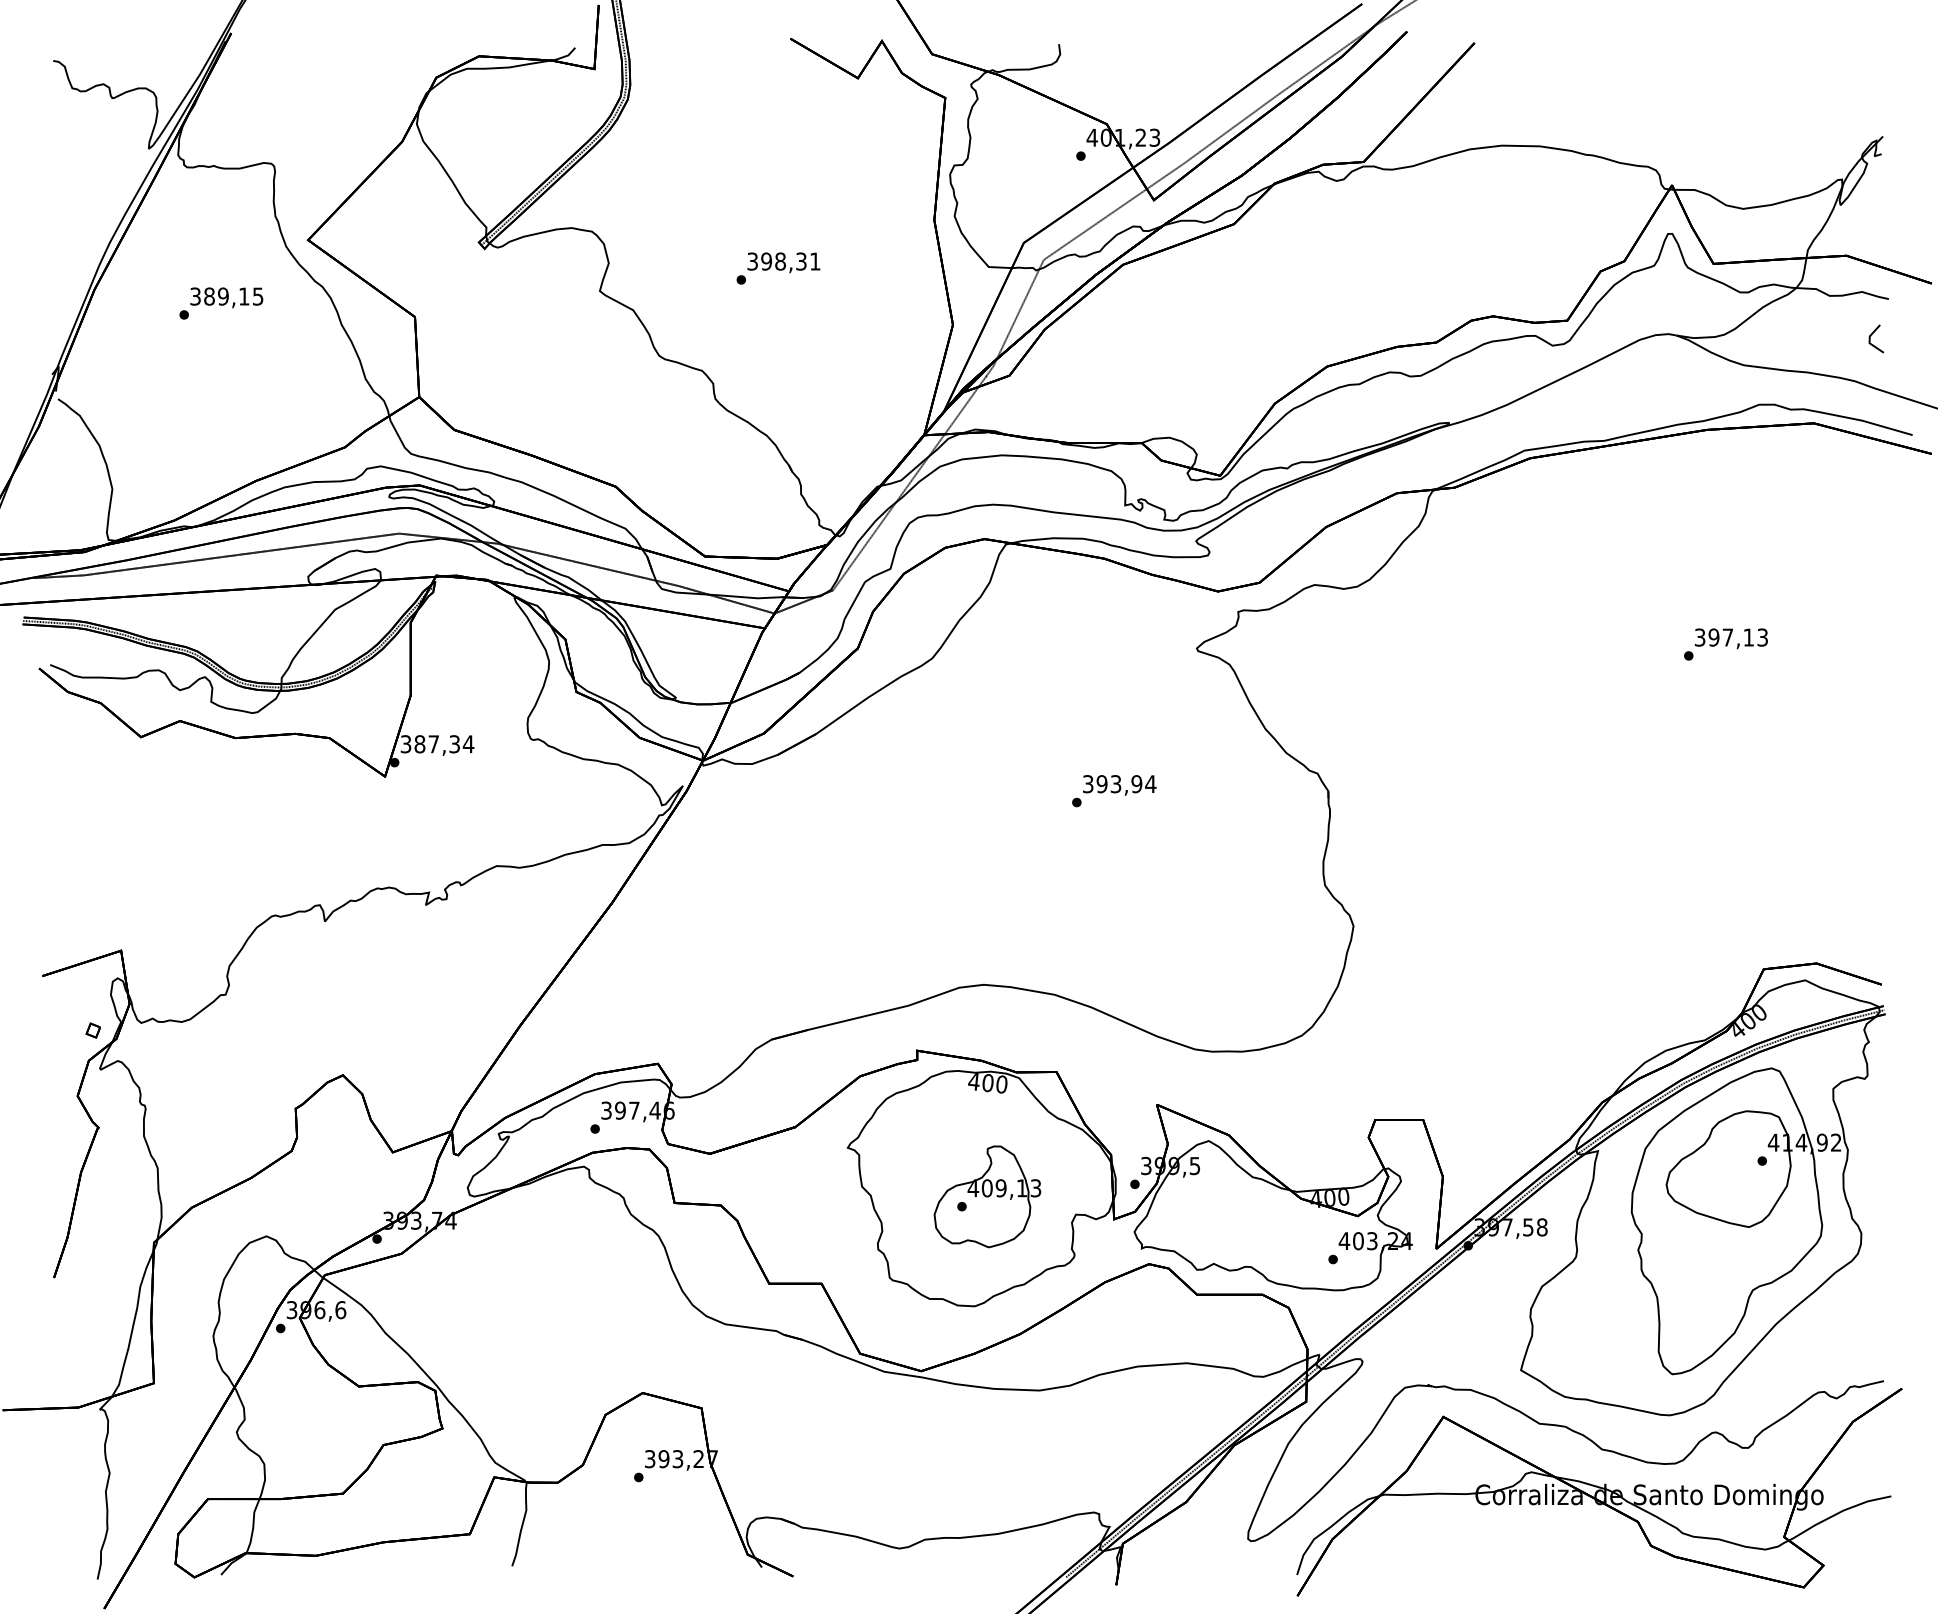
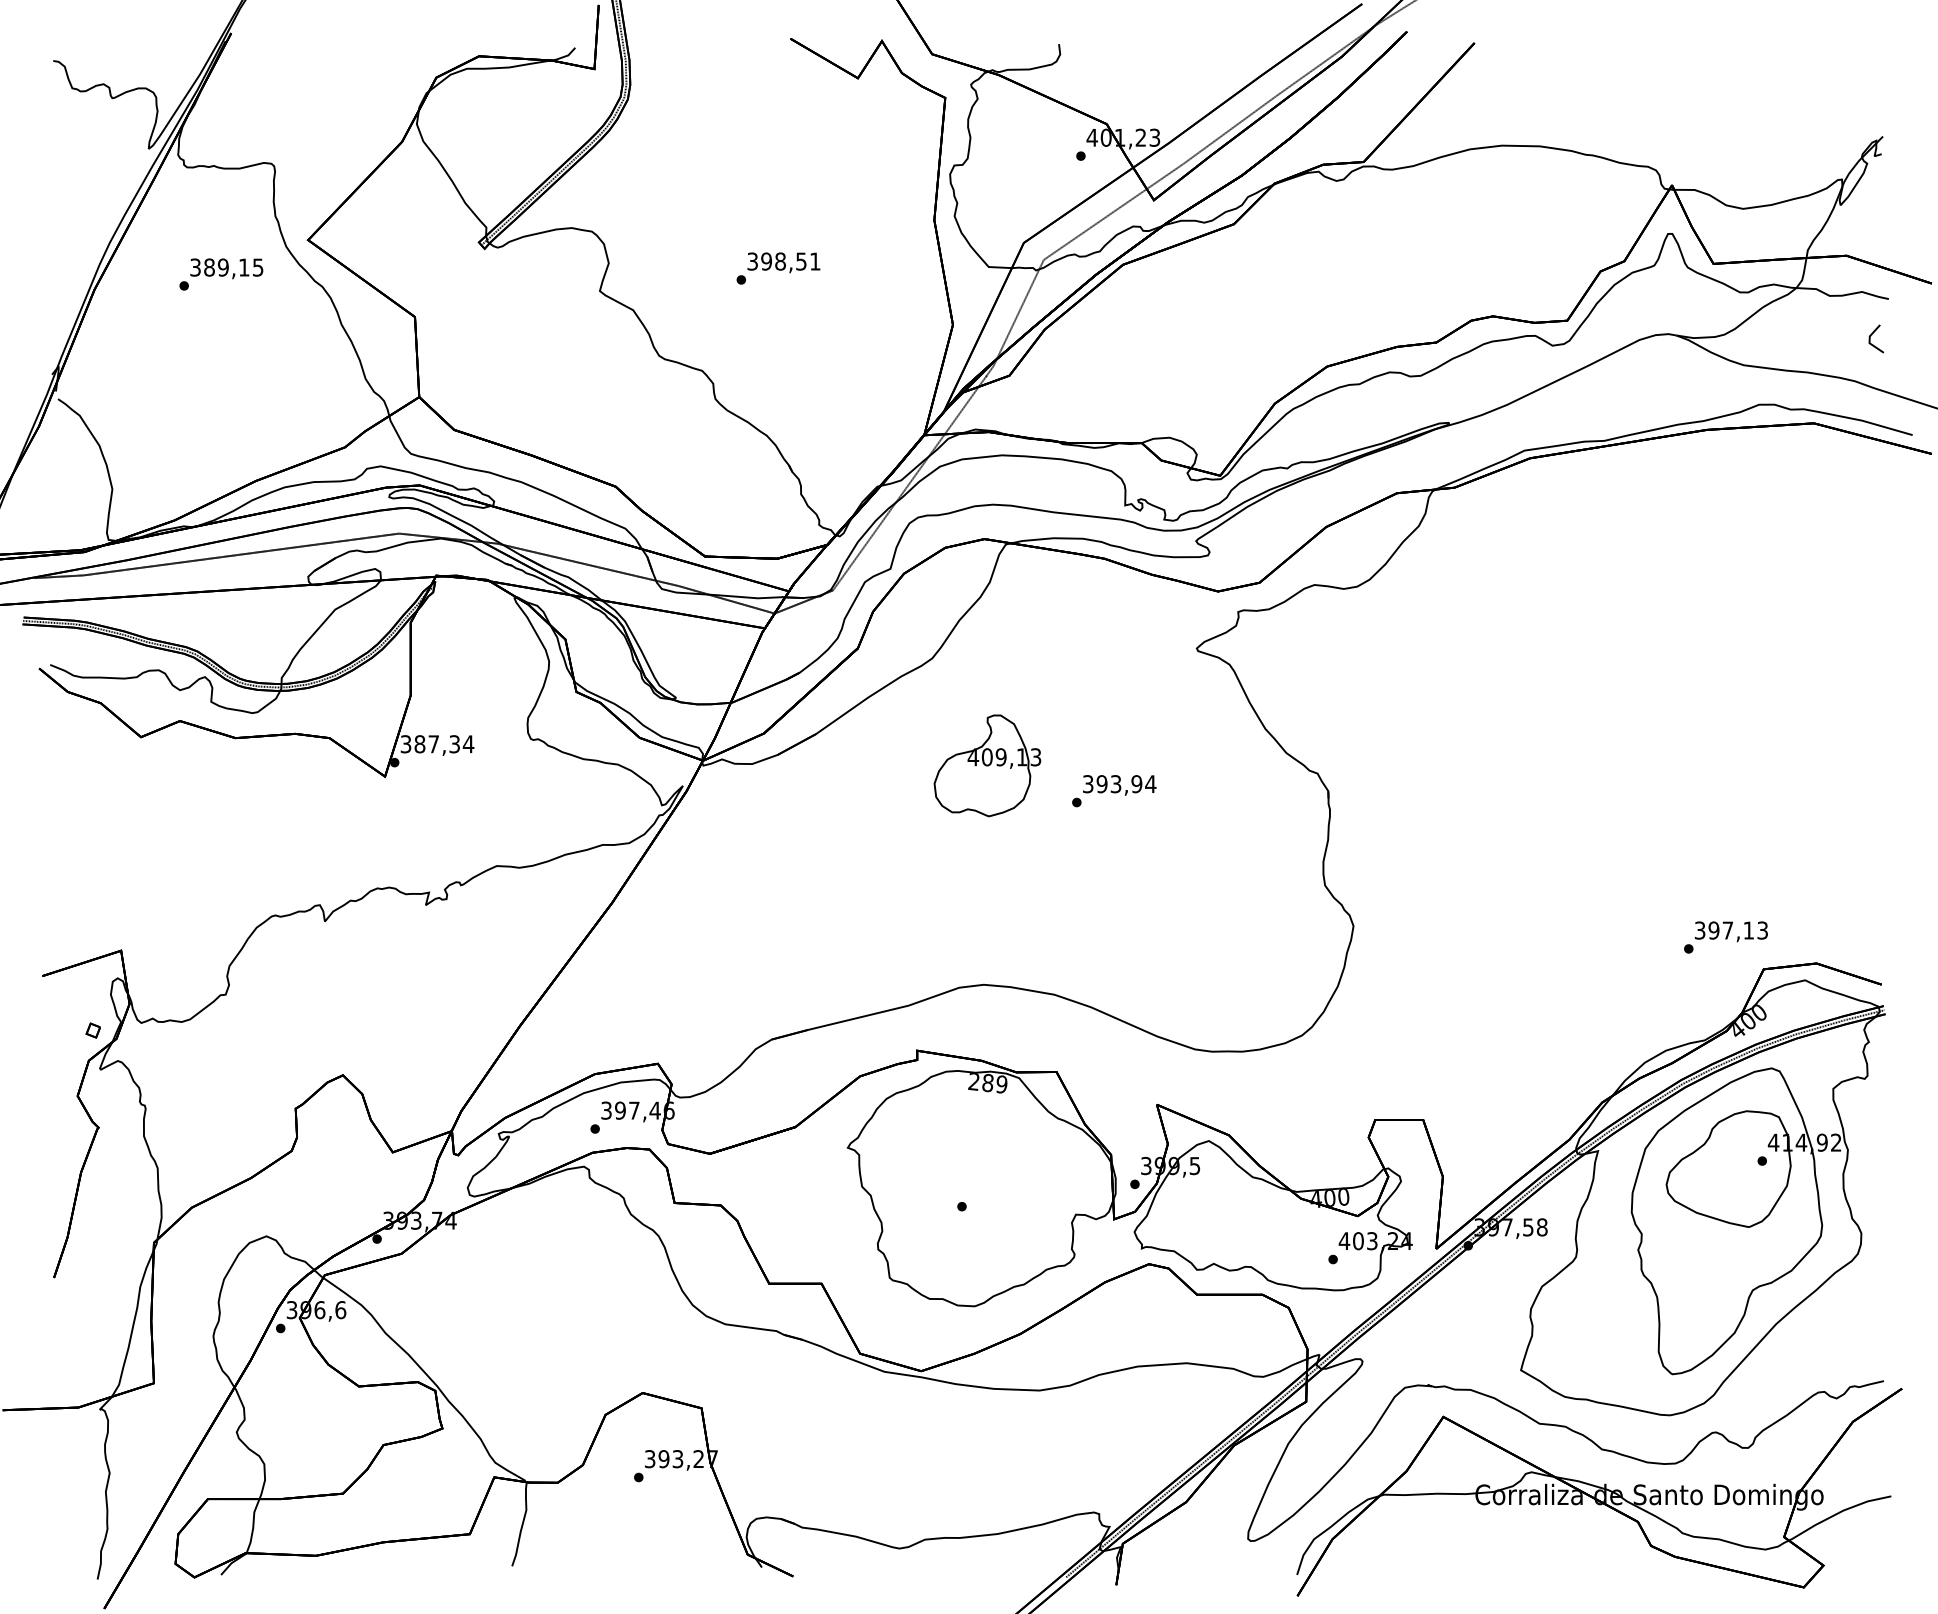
text: 398,31 -> 398,51 (801, 260)
text position: (221, 303) -> (221, 274) (221, 274)
text position: (1725, 644) -> (1725, 937) (1725, 937)
text: 400 -> 289 (987, 1083)
part position: (987, 1196) -> (987, 765) (987, 765)
